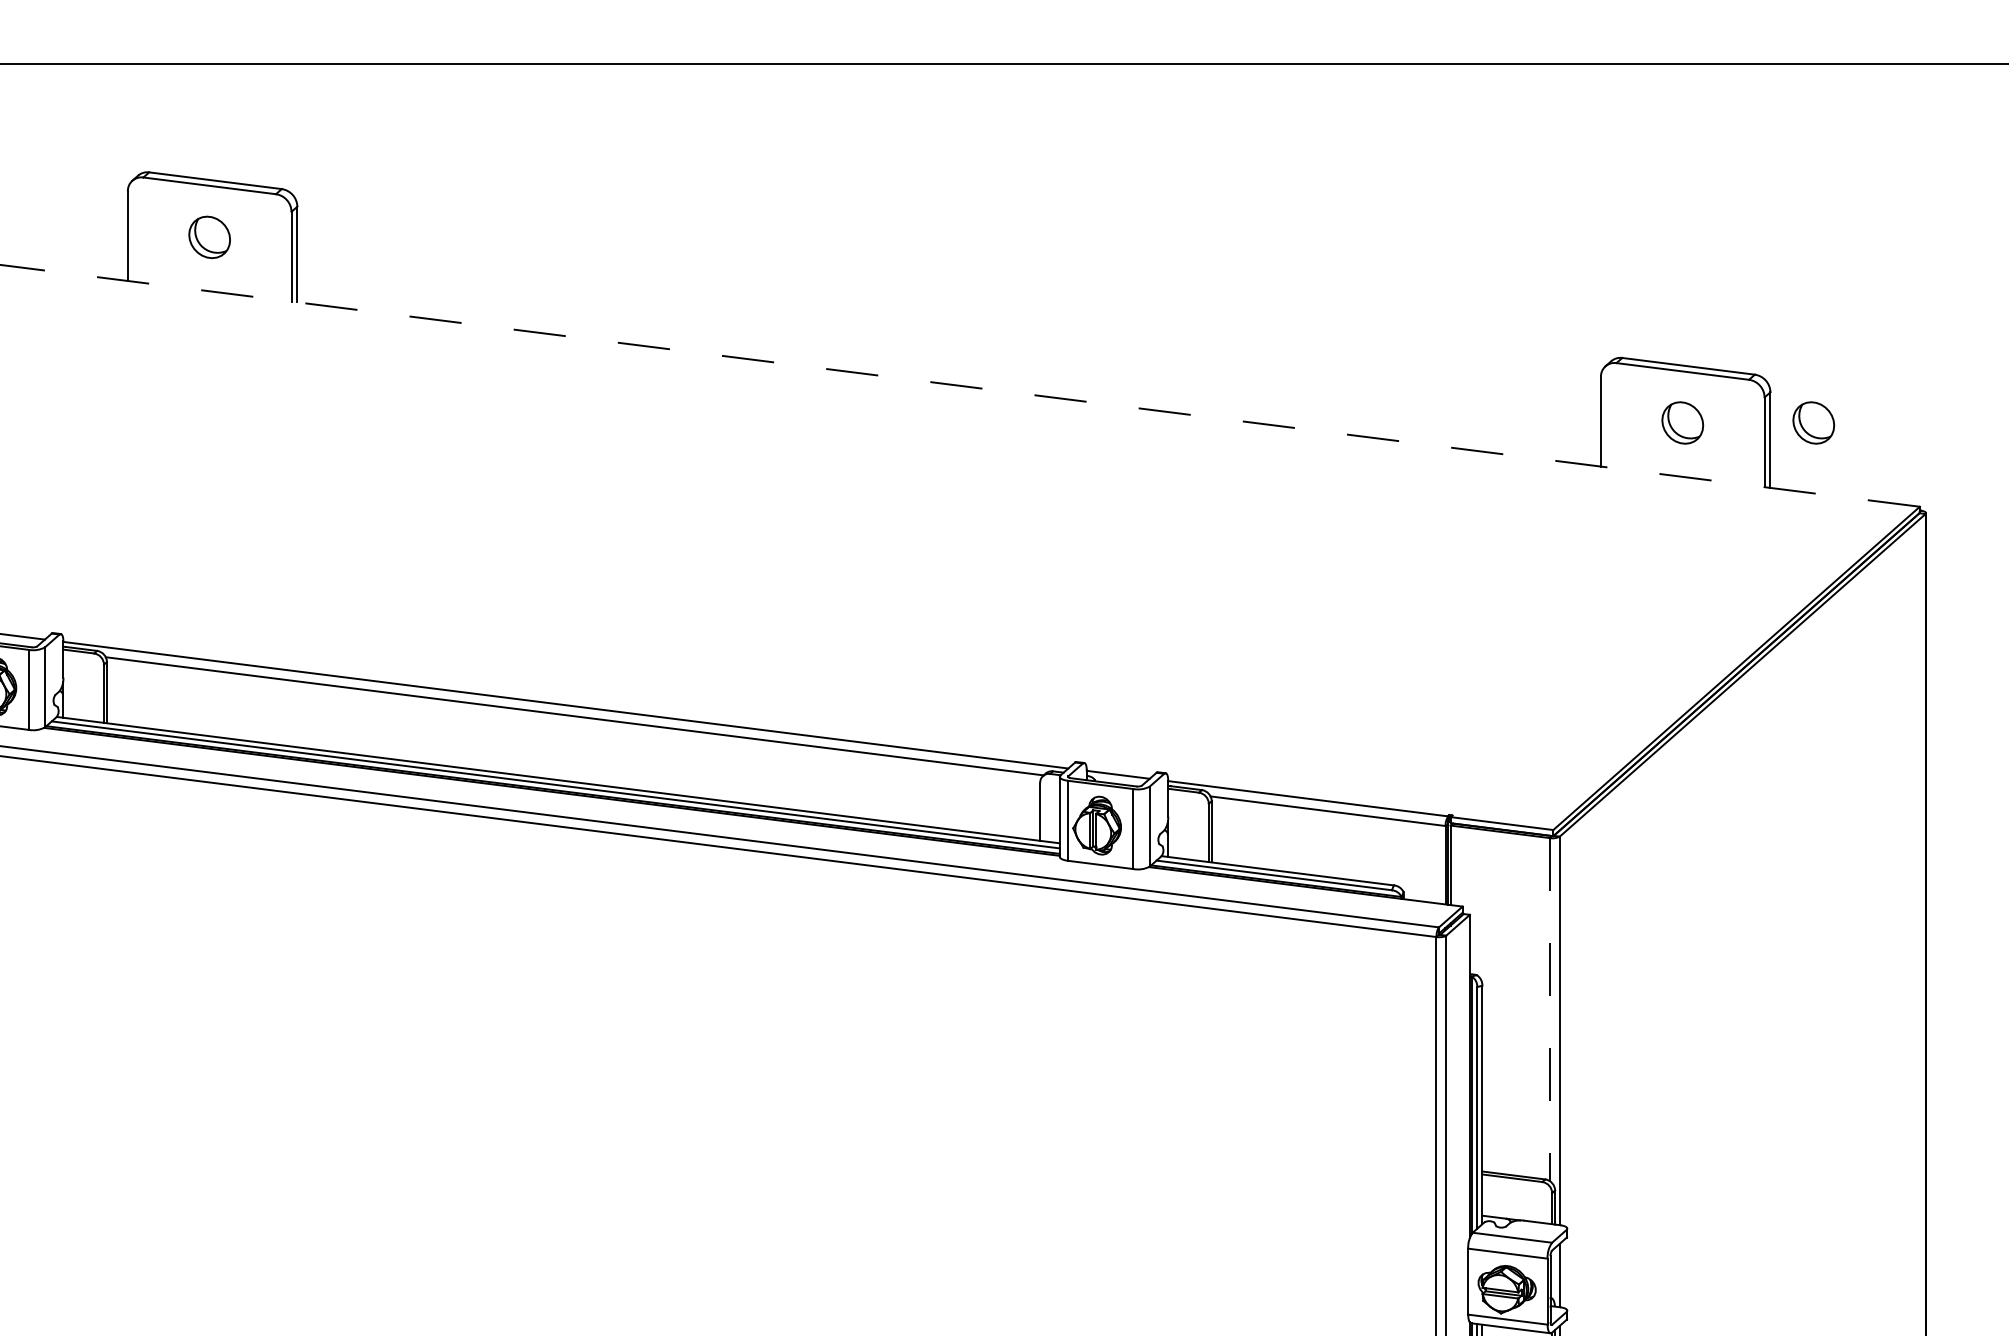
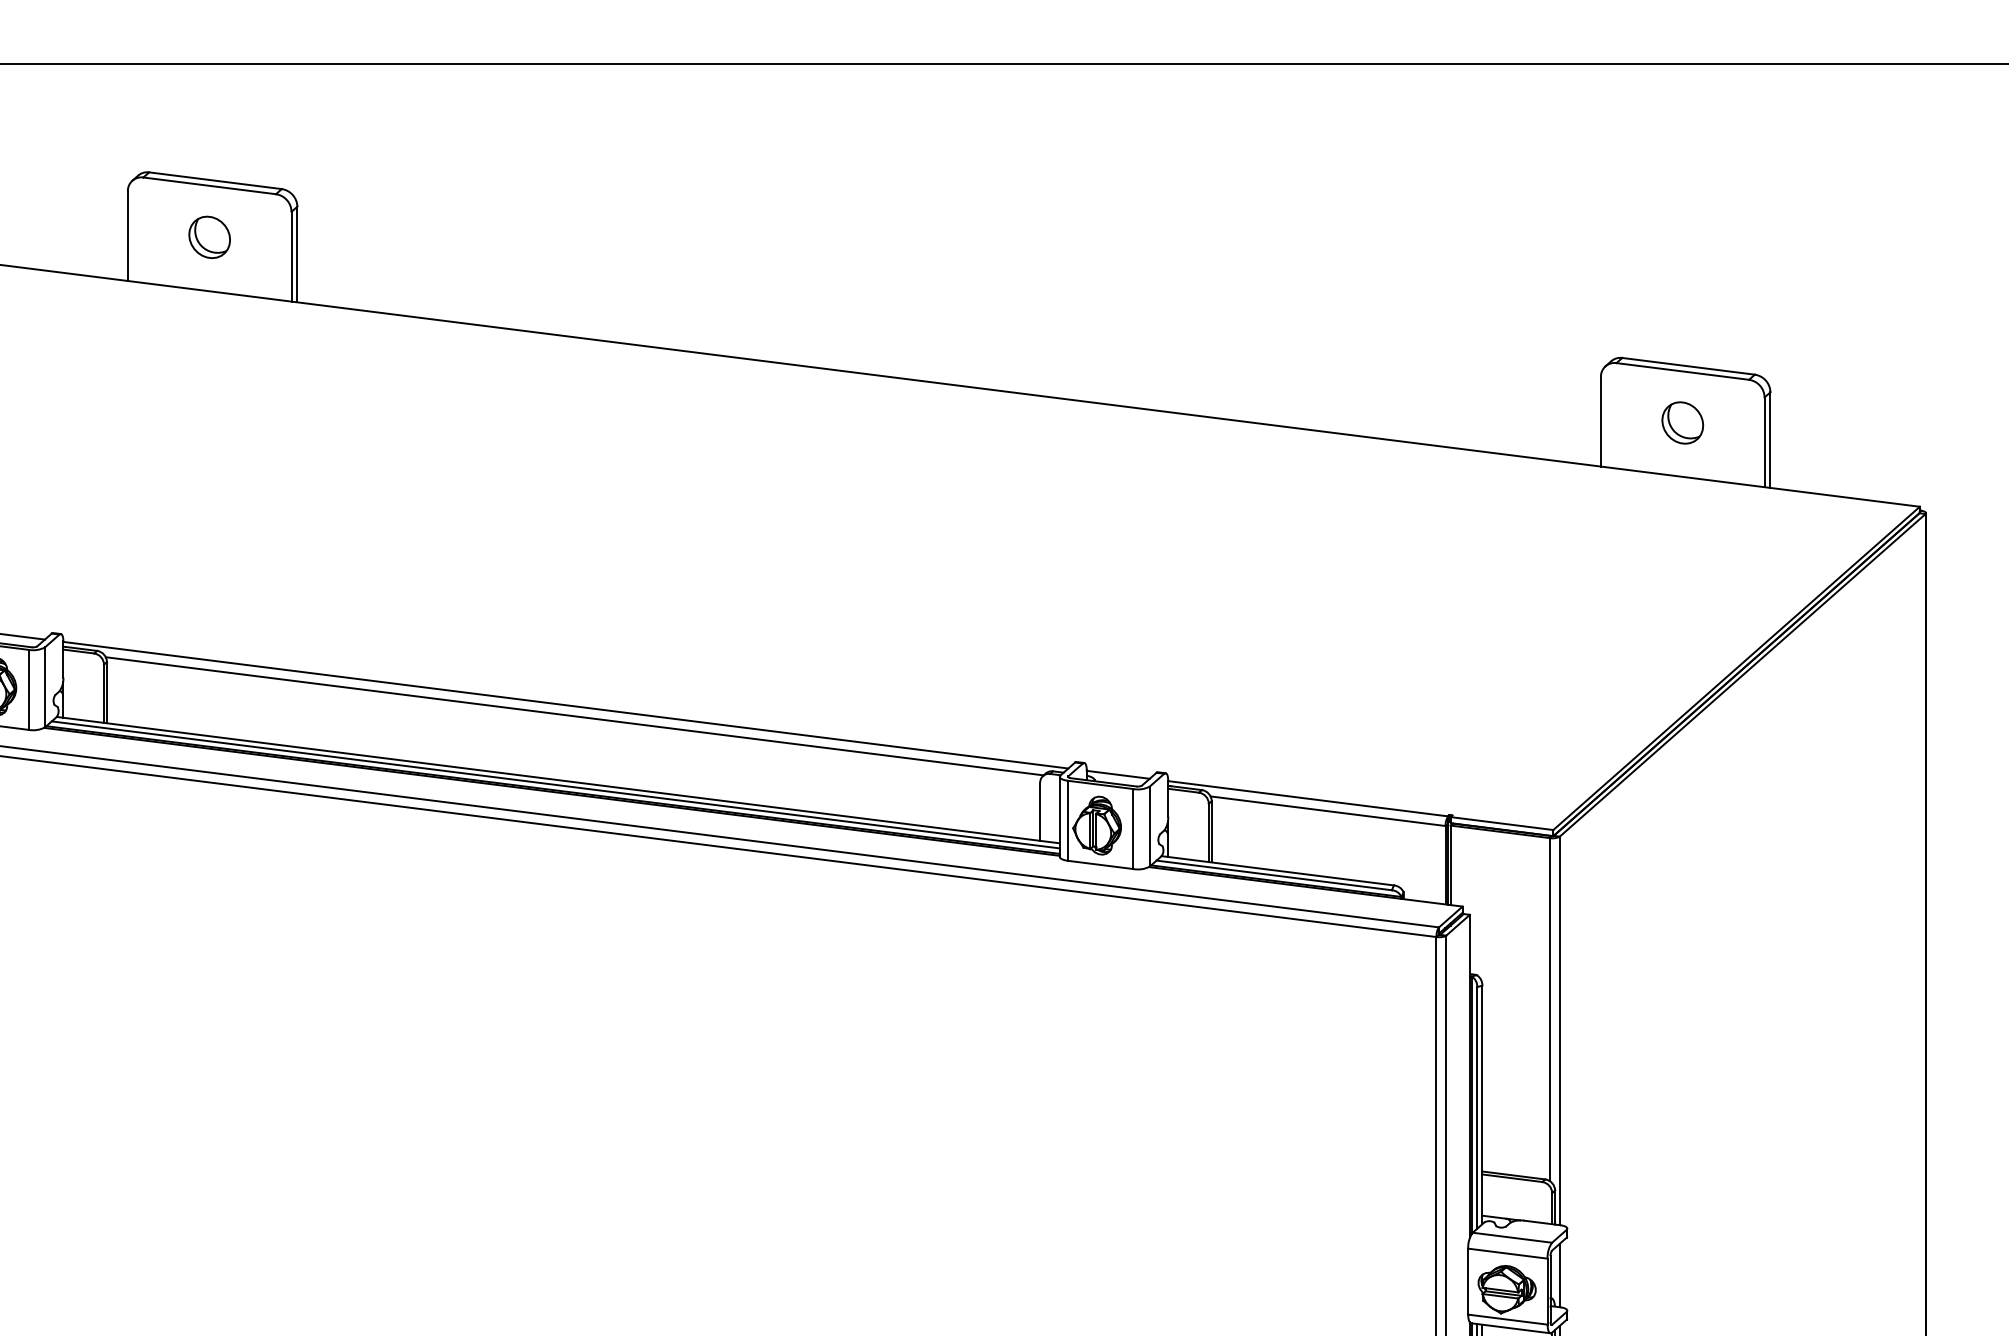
line: dashed -> solid (959, 385)
part: present -> none (1813, 422)
line: dashed -> solid (1549, 1009)
